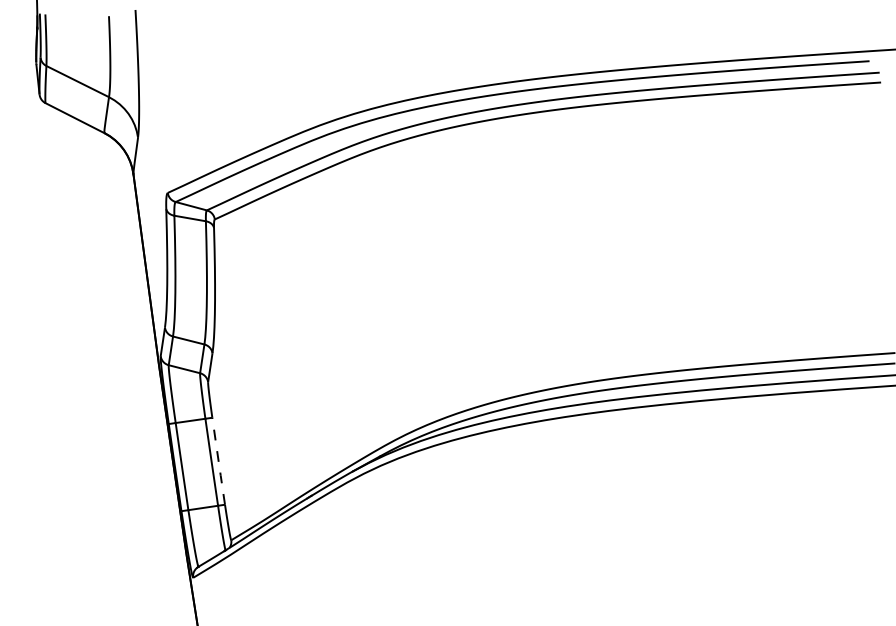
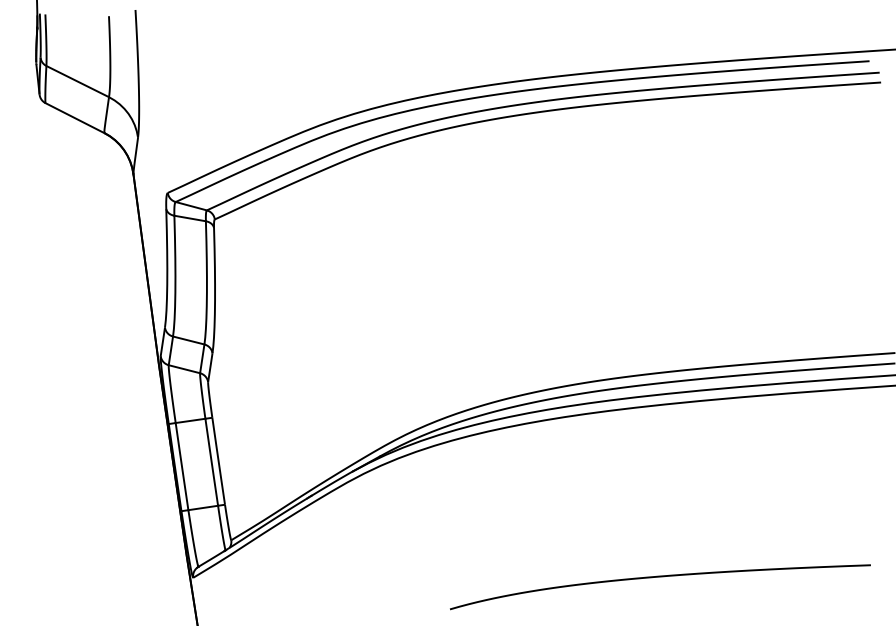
line: dashed -> solid (218, 461)
curve: none -> present (660, 577)
